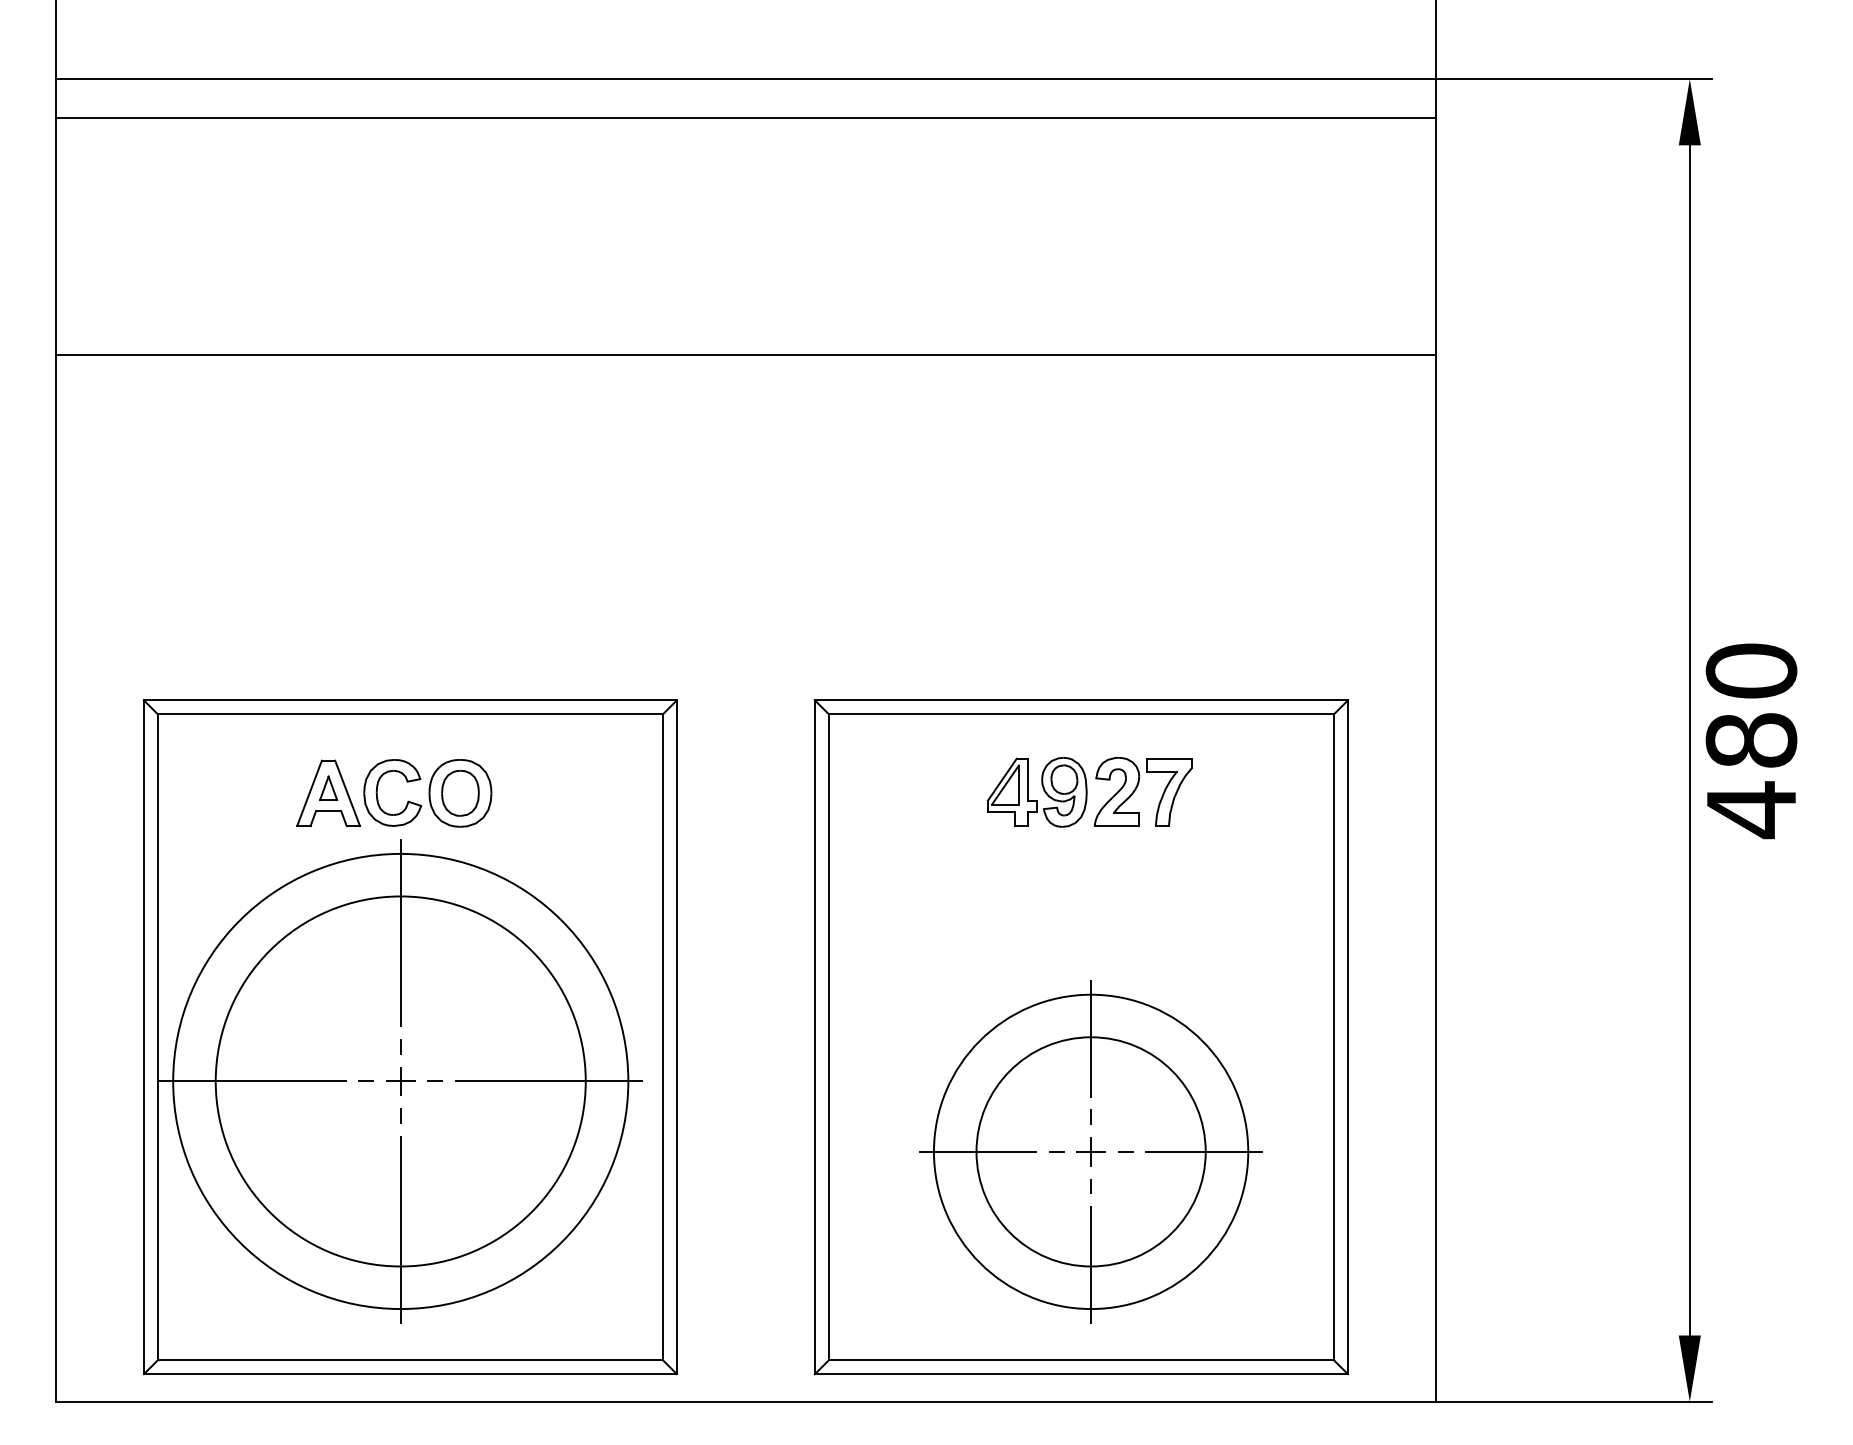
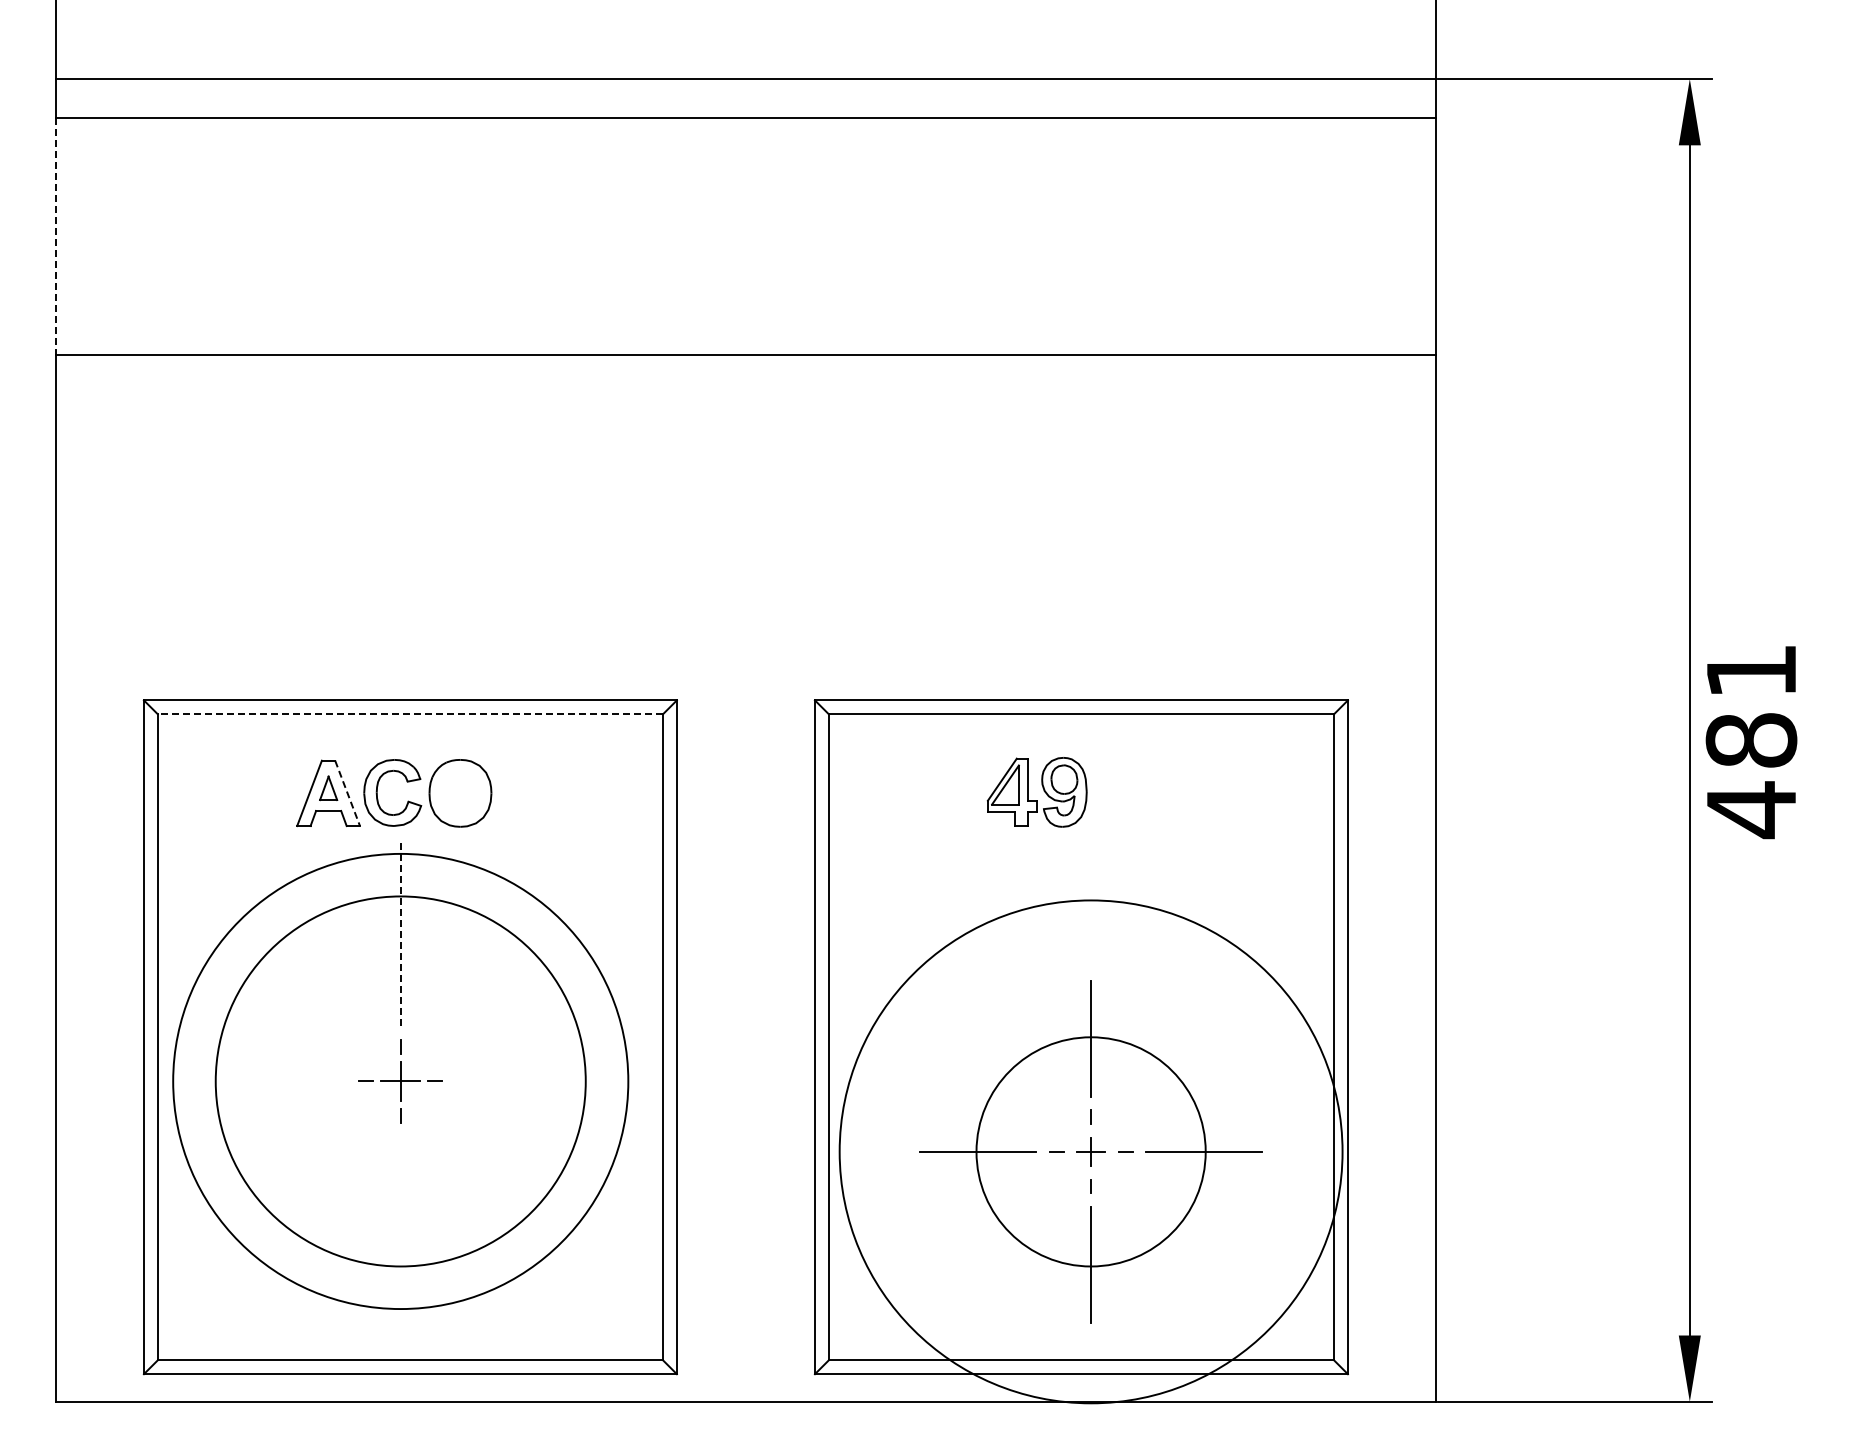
line: solid -> dashed (55, 236)
text: 480 -> 481 (1751, 670)
line: solid -> dashed (410, 714)
part: present -> none (1136, 789)
part: present -> none (460, 792)
line: solid -> dashed (347, 793)
line: solid -> dashed (400, 932)
line: present -> none (252, 1081)
part size: 30x29 px -> 41x41 px (400, 1081)
line: present -> none (548, 1081)
circle diameter: 314 px -> 503 px (1090, 1151)
line: present -> none (400, 1229)
